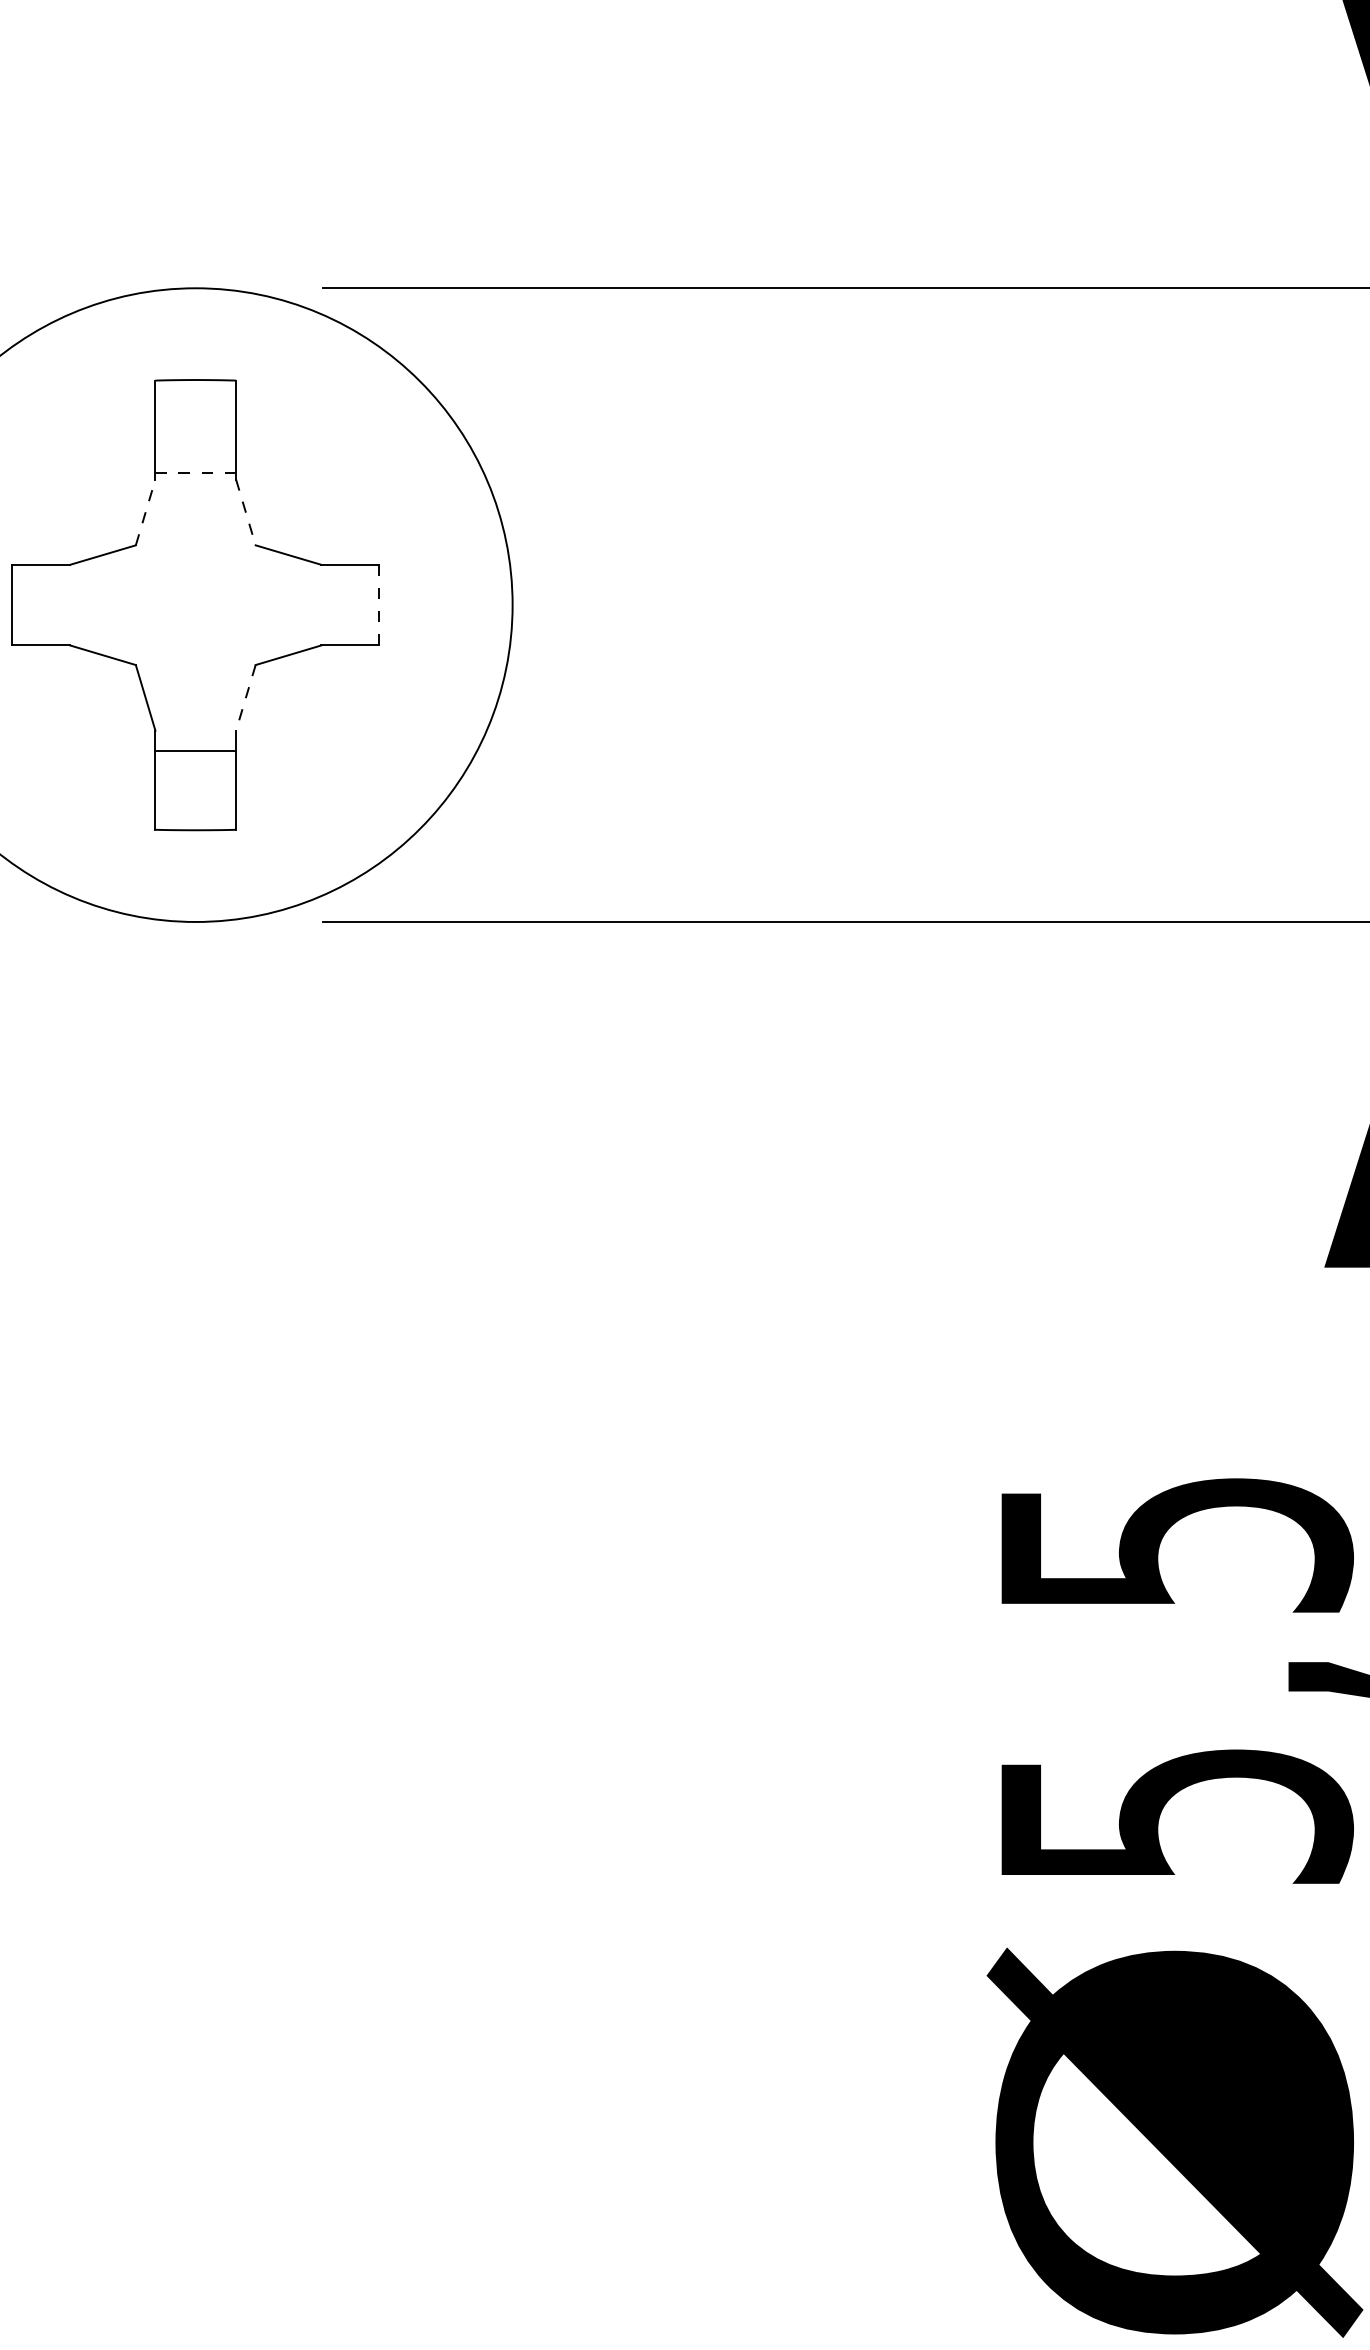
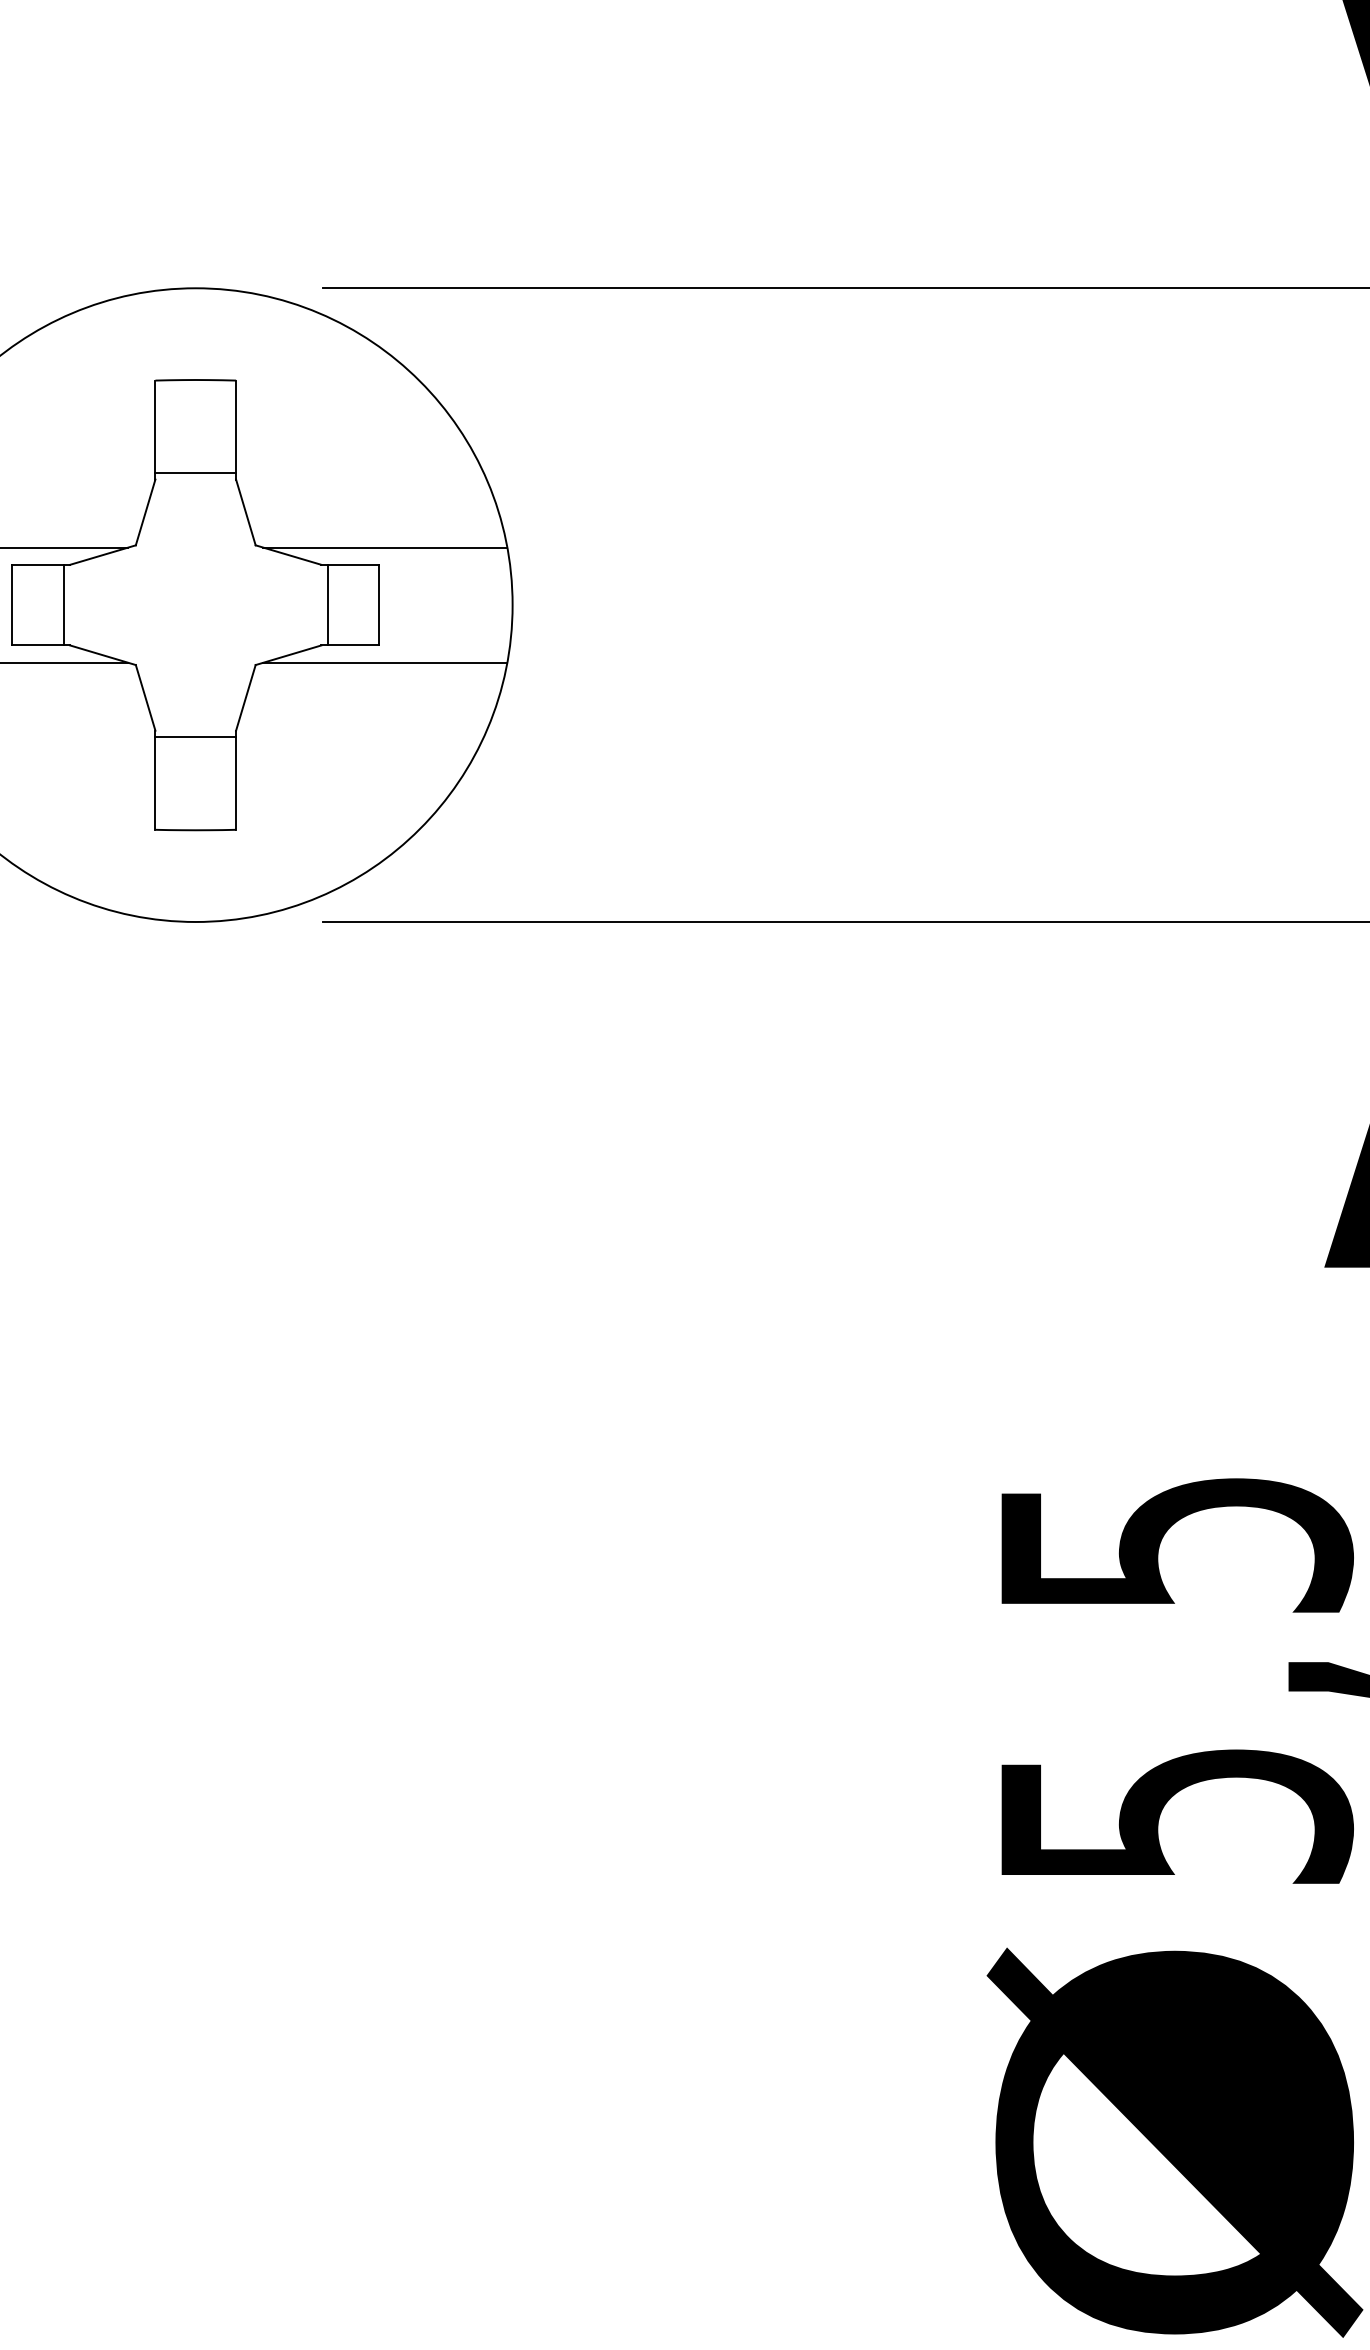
line: dashed -> solid (196, 473)
line: dashed -> solid (145, 511)
line: dashed -> solid (246, 512)
line: none -> present (65, 547)
line: none -> present (385, 547)
line: none -> present (63, 604)
line: none -> present (327, 604)
line: dashed -> solid (379, 604)
line: none -> present (65, 662)
line: none -> present (385, 662)
line: dashed -> solid (245, 698)
line position: (195, 751) -> (195, 737) (195, 737)
